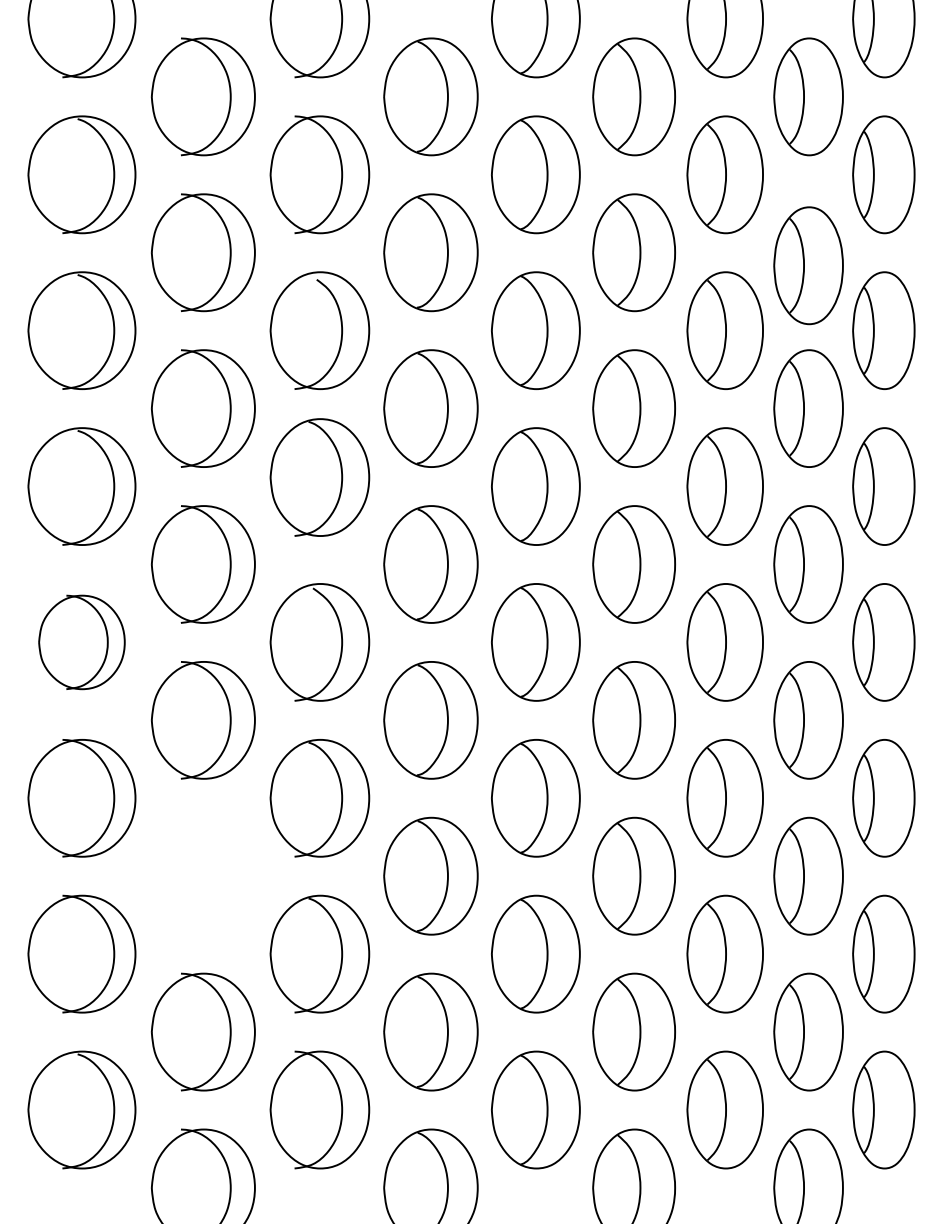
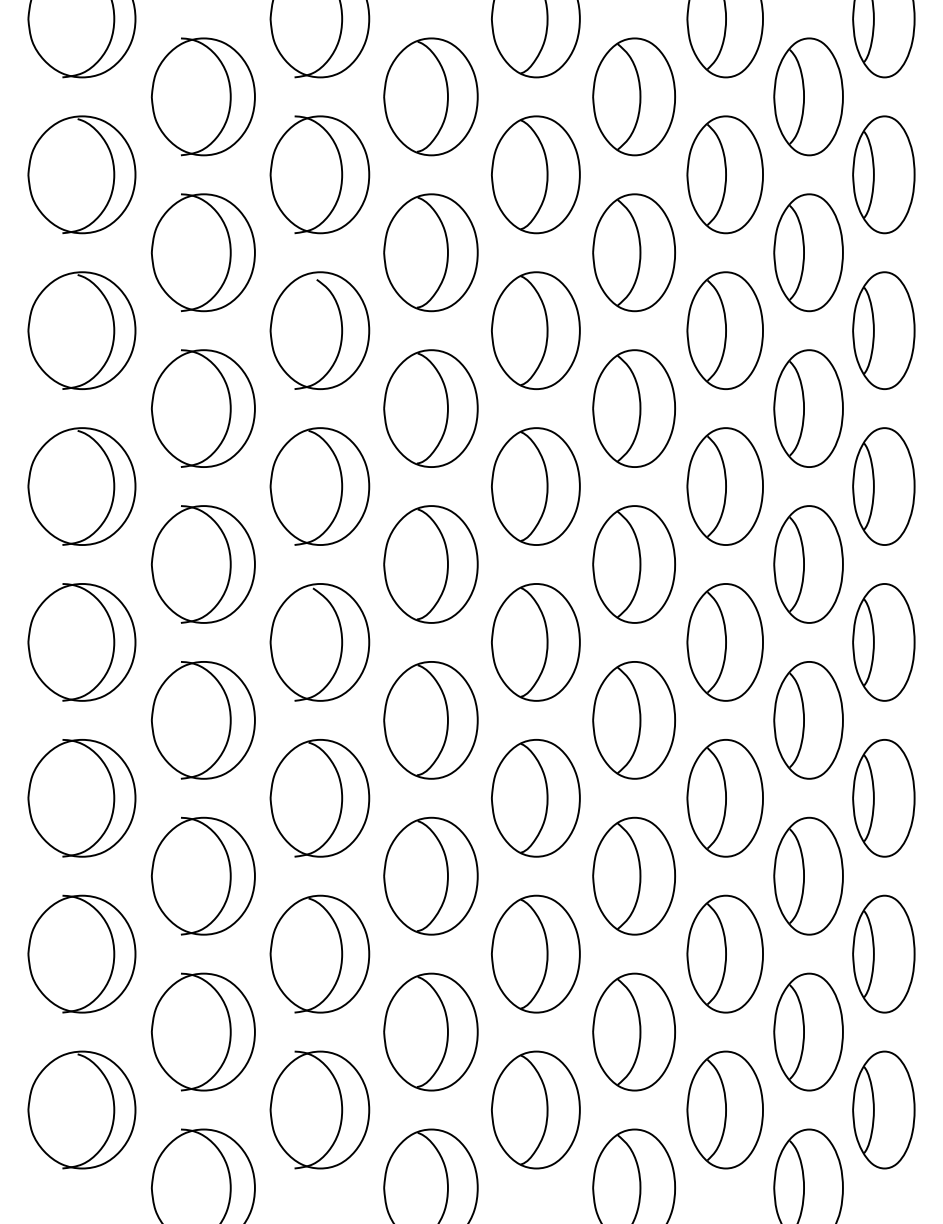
part position: (808, 265) -> (808, 252) (808, 252)
part position: (319, 477) -> (319, 486) (319, 486)
part size: 88x97 px -> 110x119 px (81, 642)
part: none -> present (202, 875)
